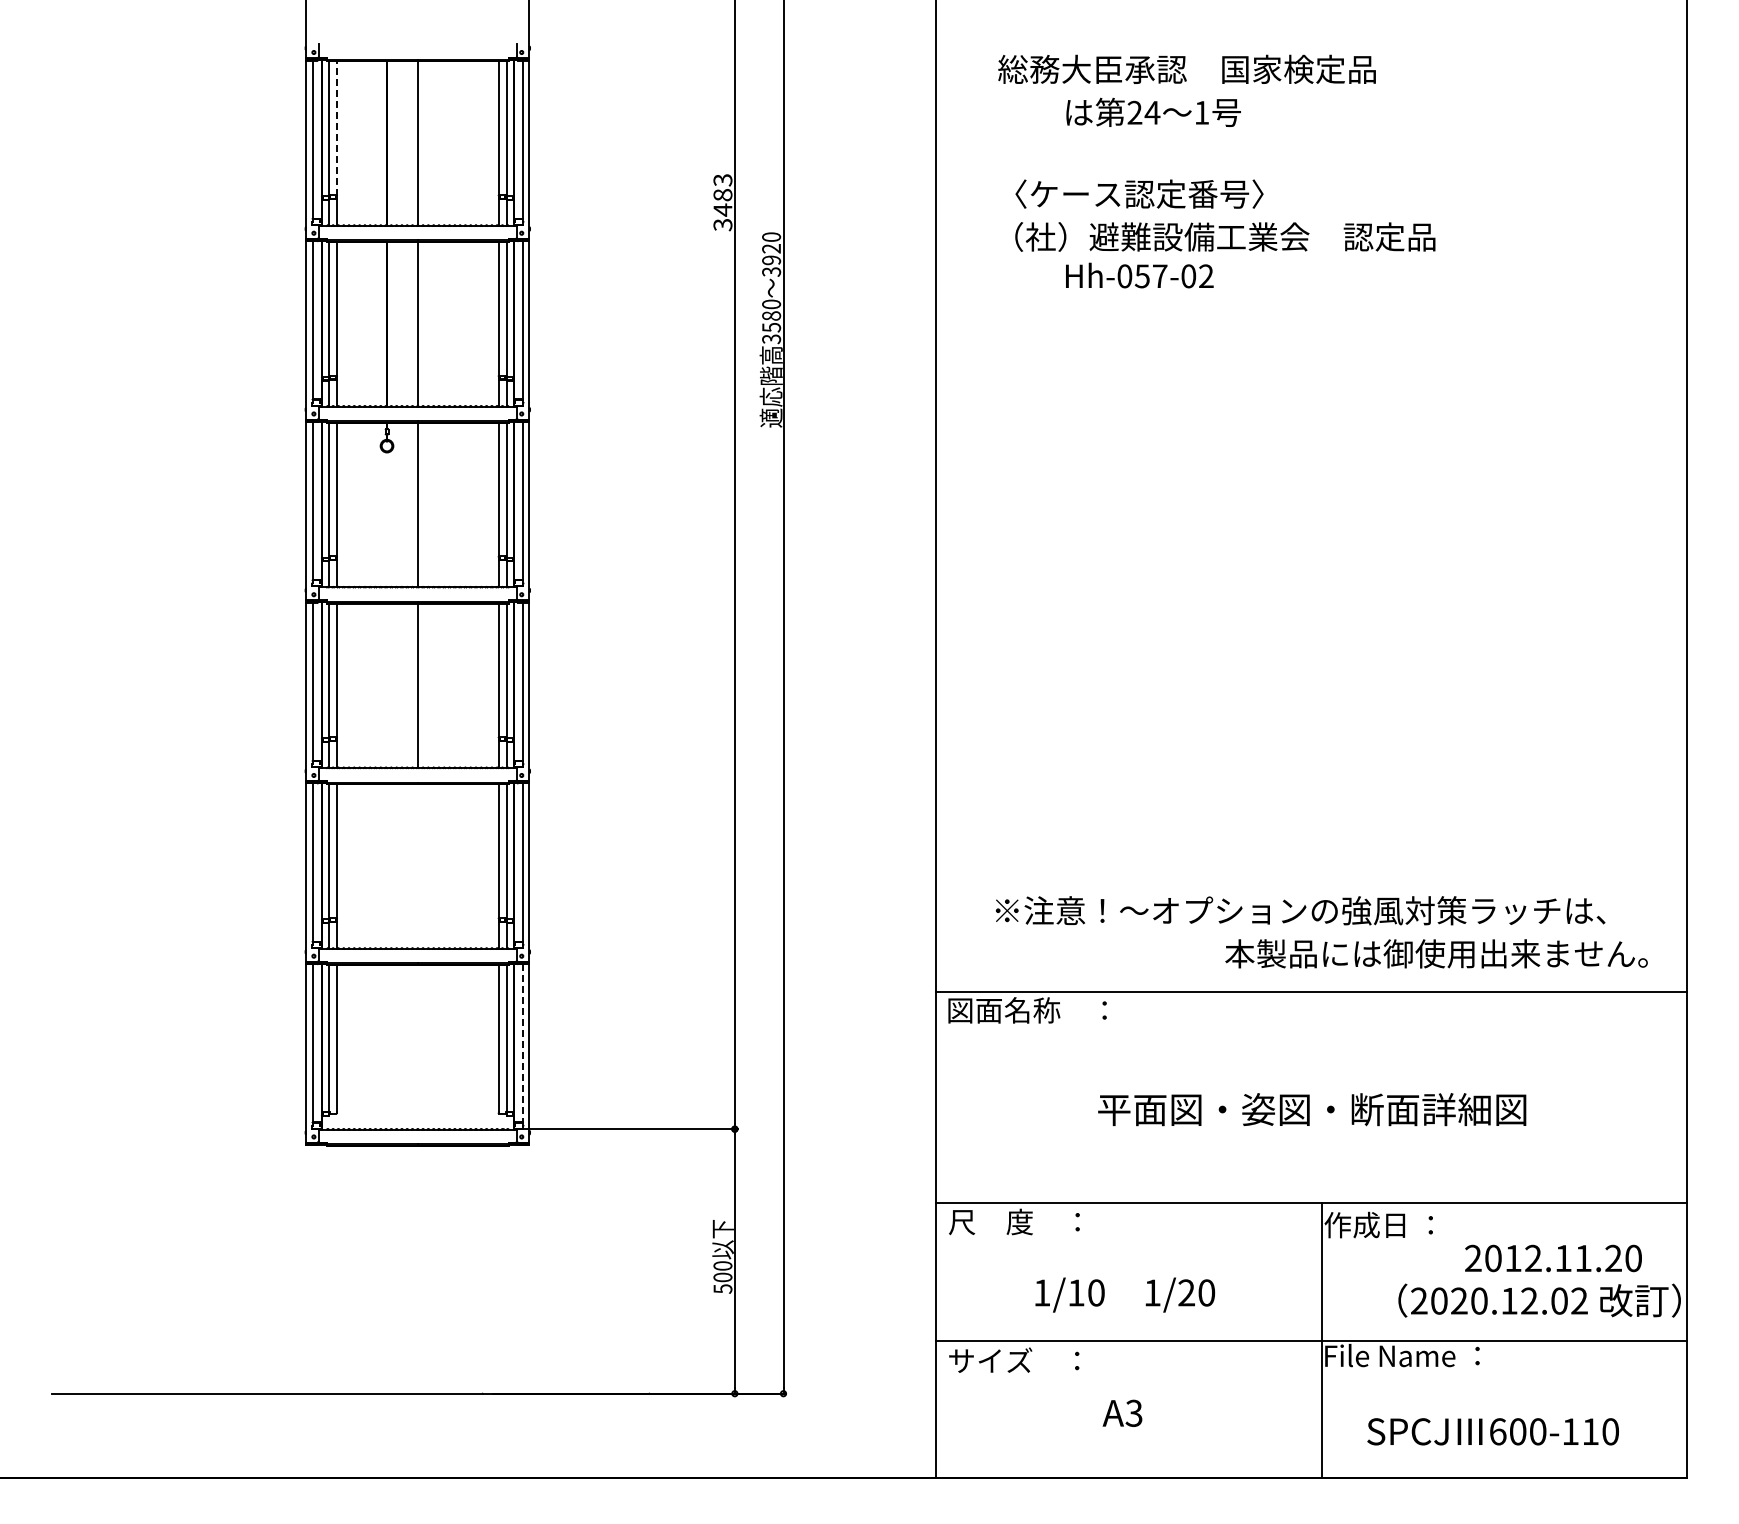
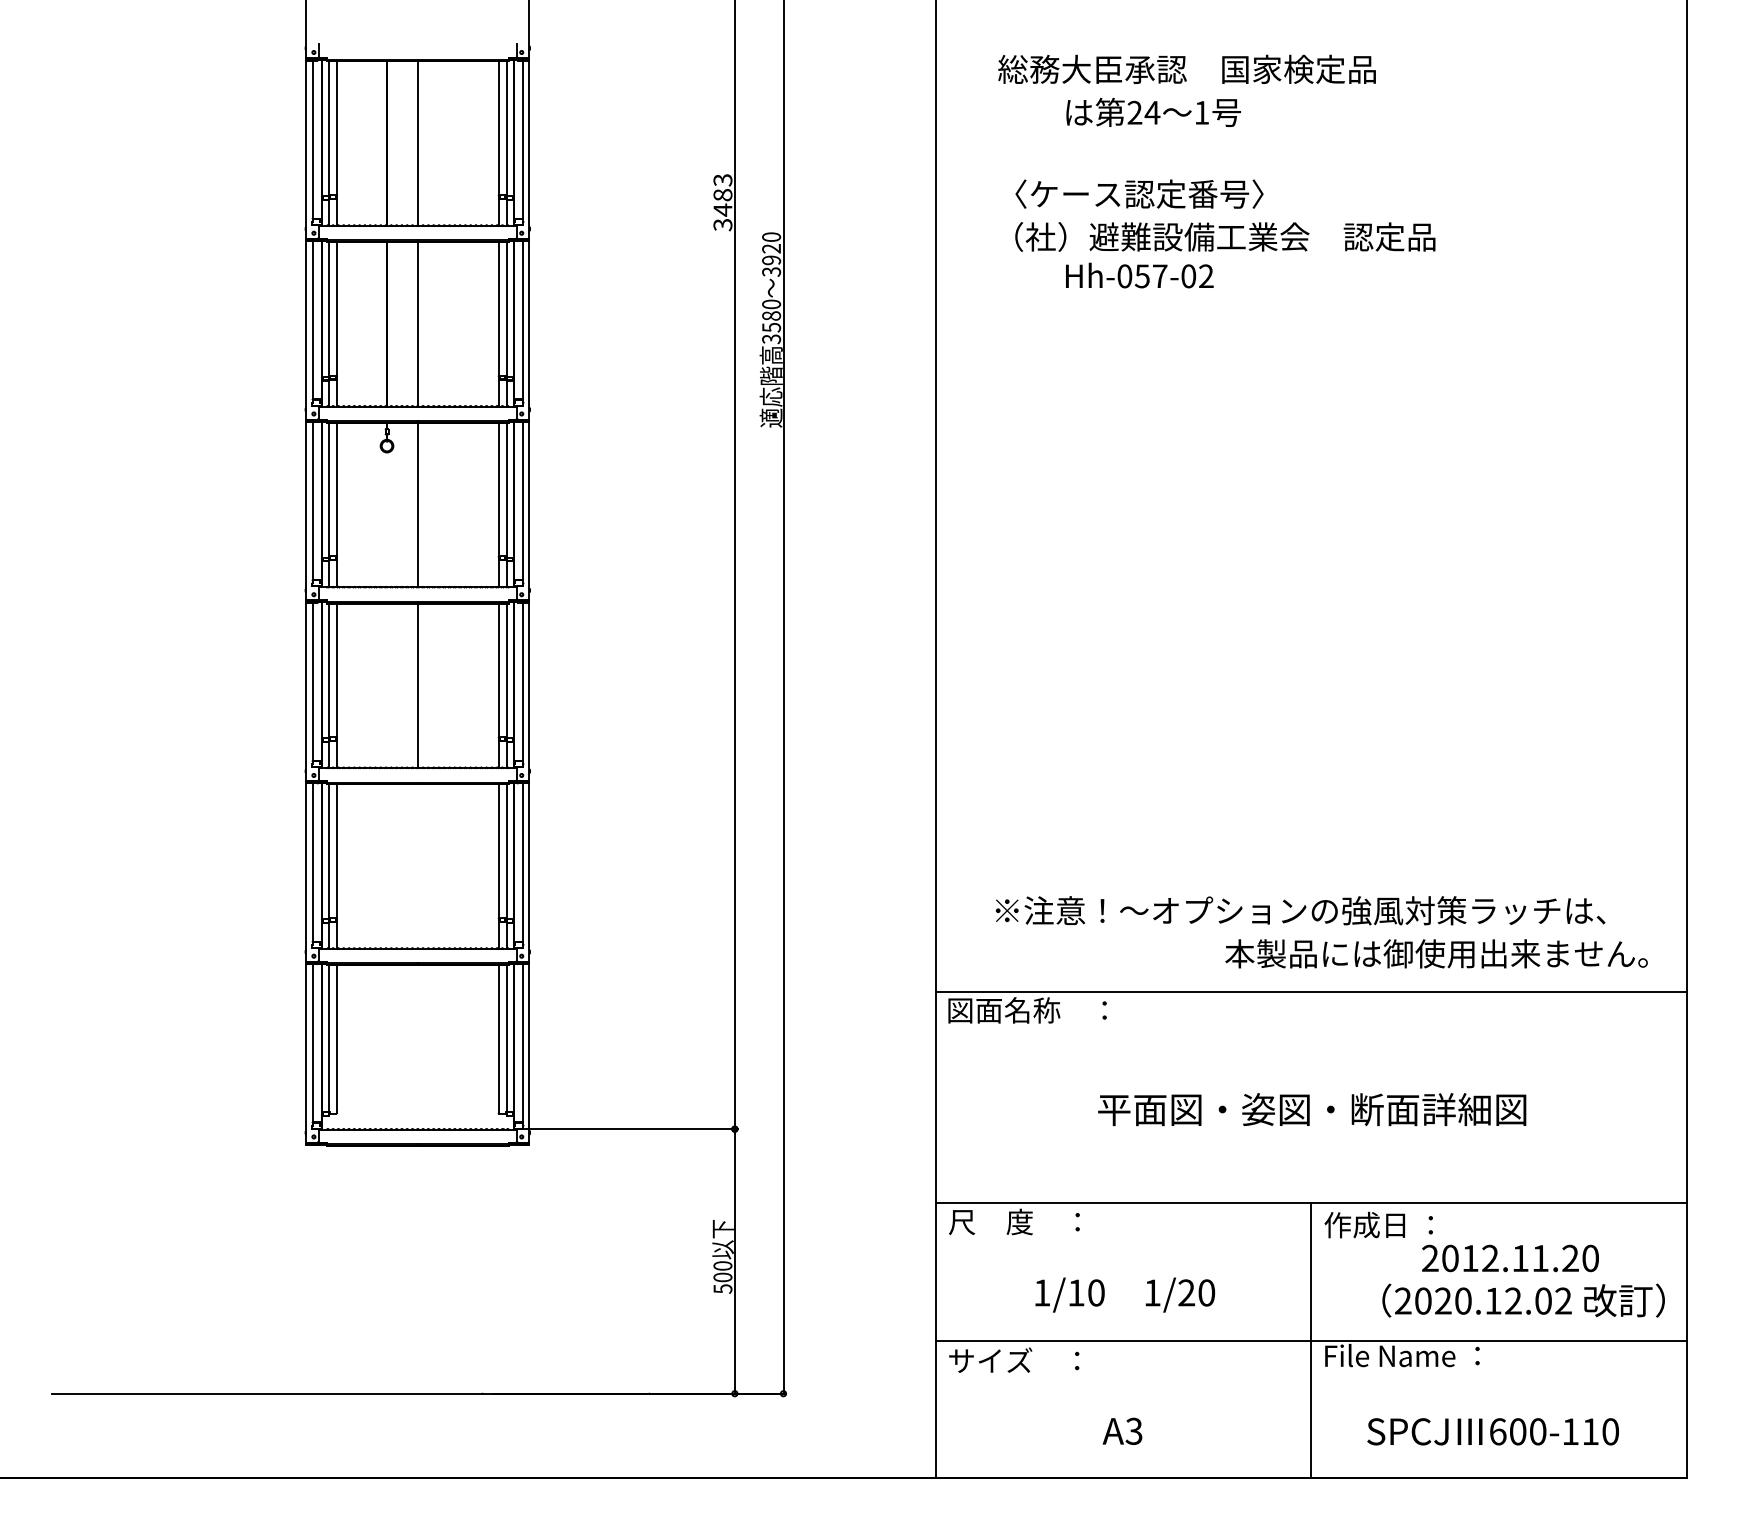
line: dashed -> solid (337, 128)
line: dashed -> solid (523, 1043)
text position: (1553, 1258) -> (1510, 1258) (1510, 1258)
text position: (1539, 1300) -> (1523, 1300) (1523, 1300)
line position: (1322, 1340) -> (1311, 1340) (1311, 1340)
text position: (1122, 1412) -> (1122, 1430) (1122, 1430)
